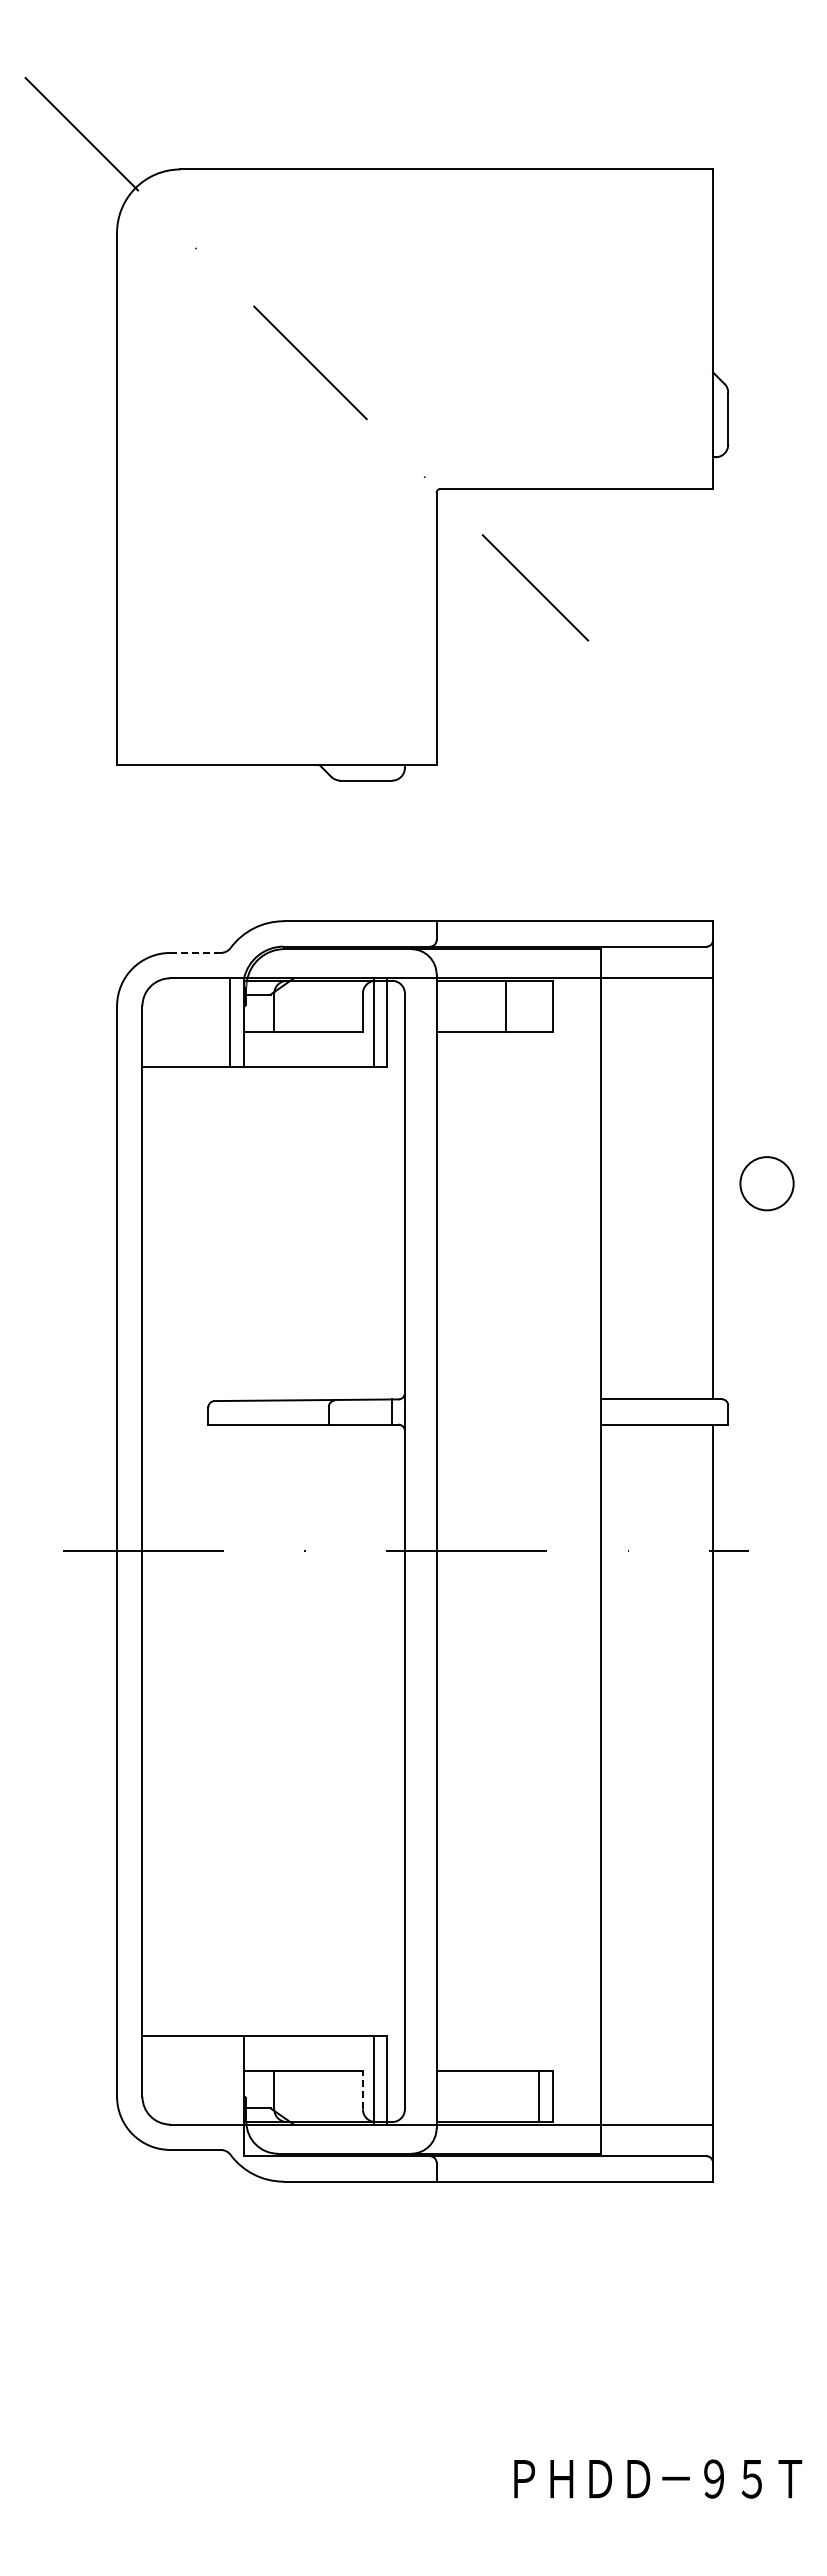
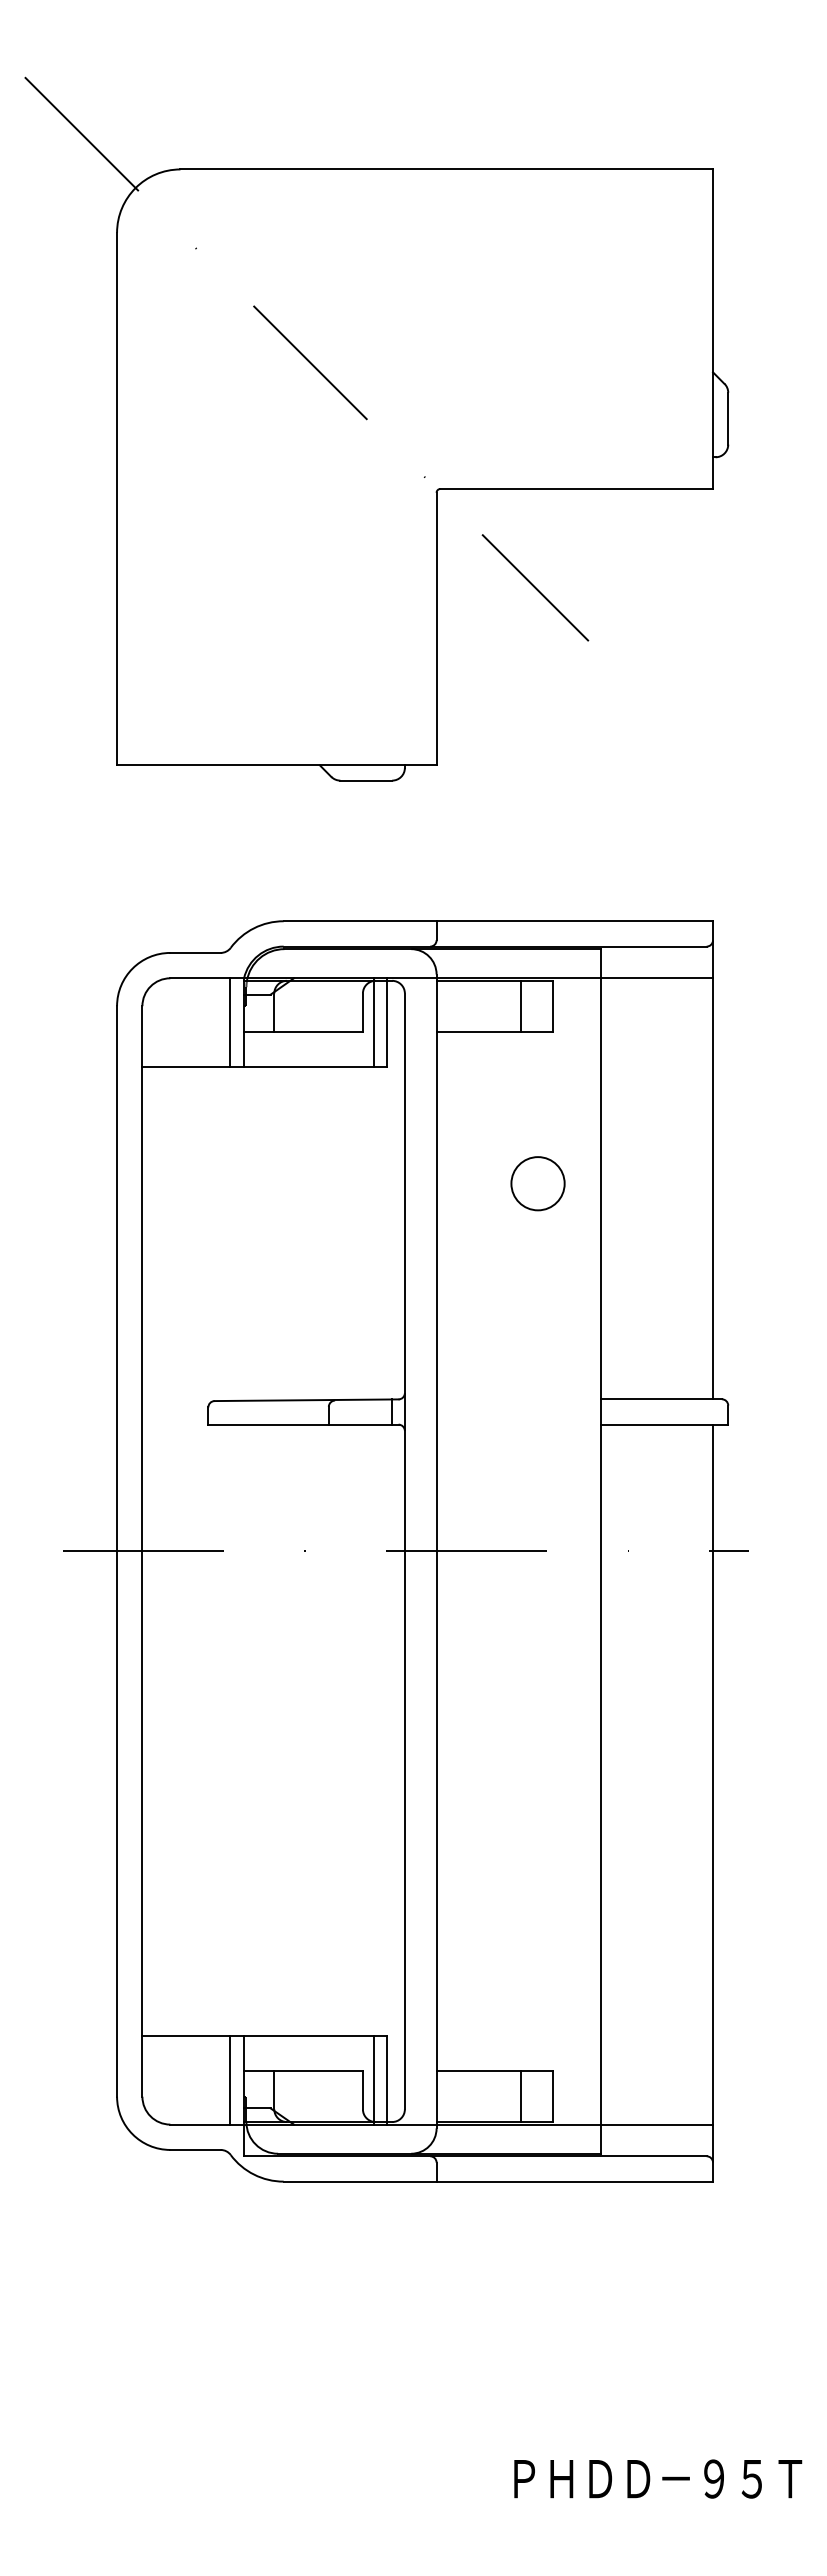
line: dashed -> solid (195, 952)
line position: (506, 1005) -> (521, 1005) (521, 1005)
circle position: (766, 1183) -> (537, 1183) (537, 1183)
line: none -> present (230, 2079)
line: dashed -> solid (362, 2089)
line position: (539, 2096) -> (521, 2096) (521, 2096)
